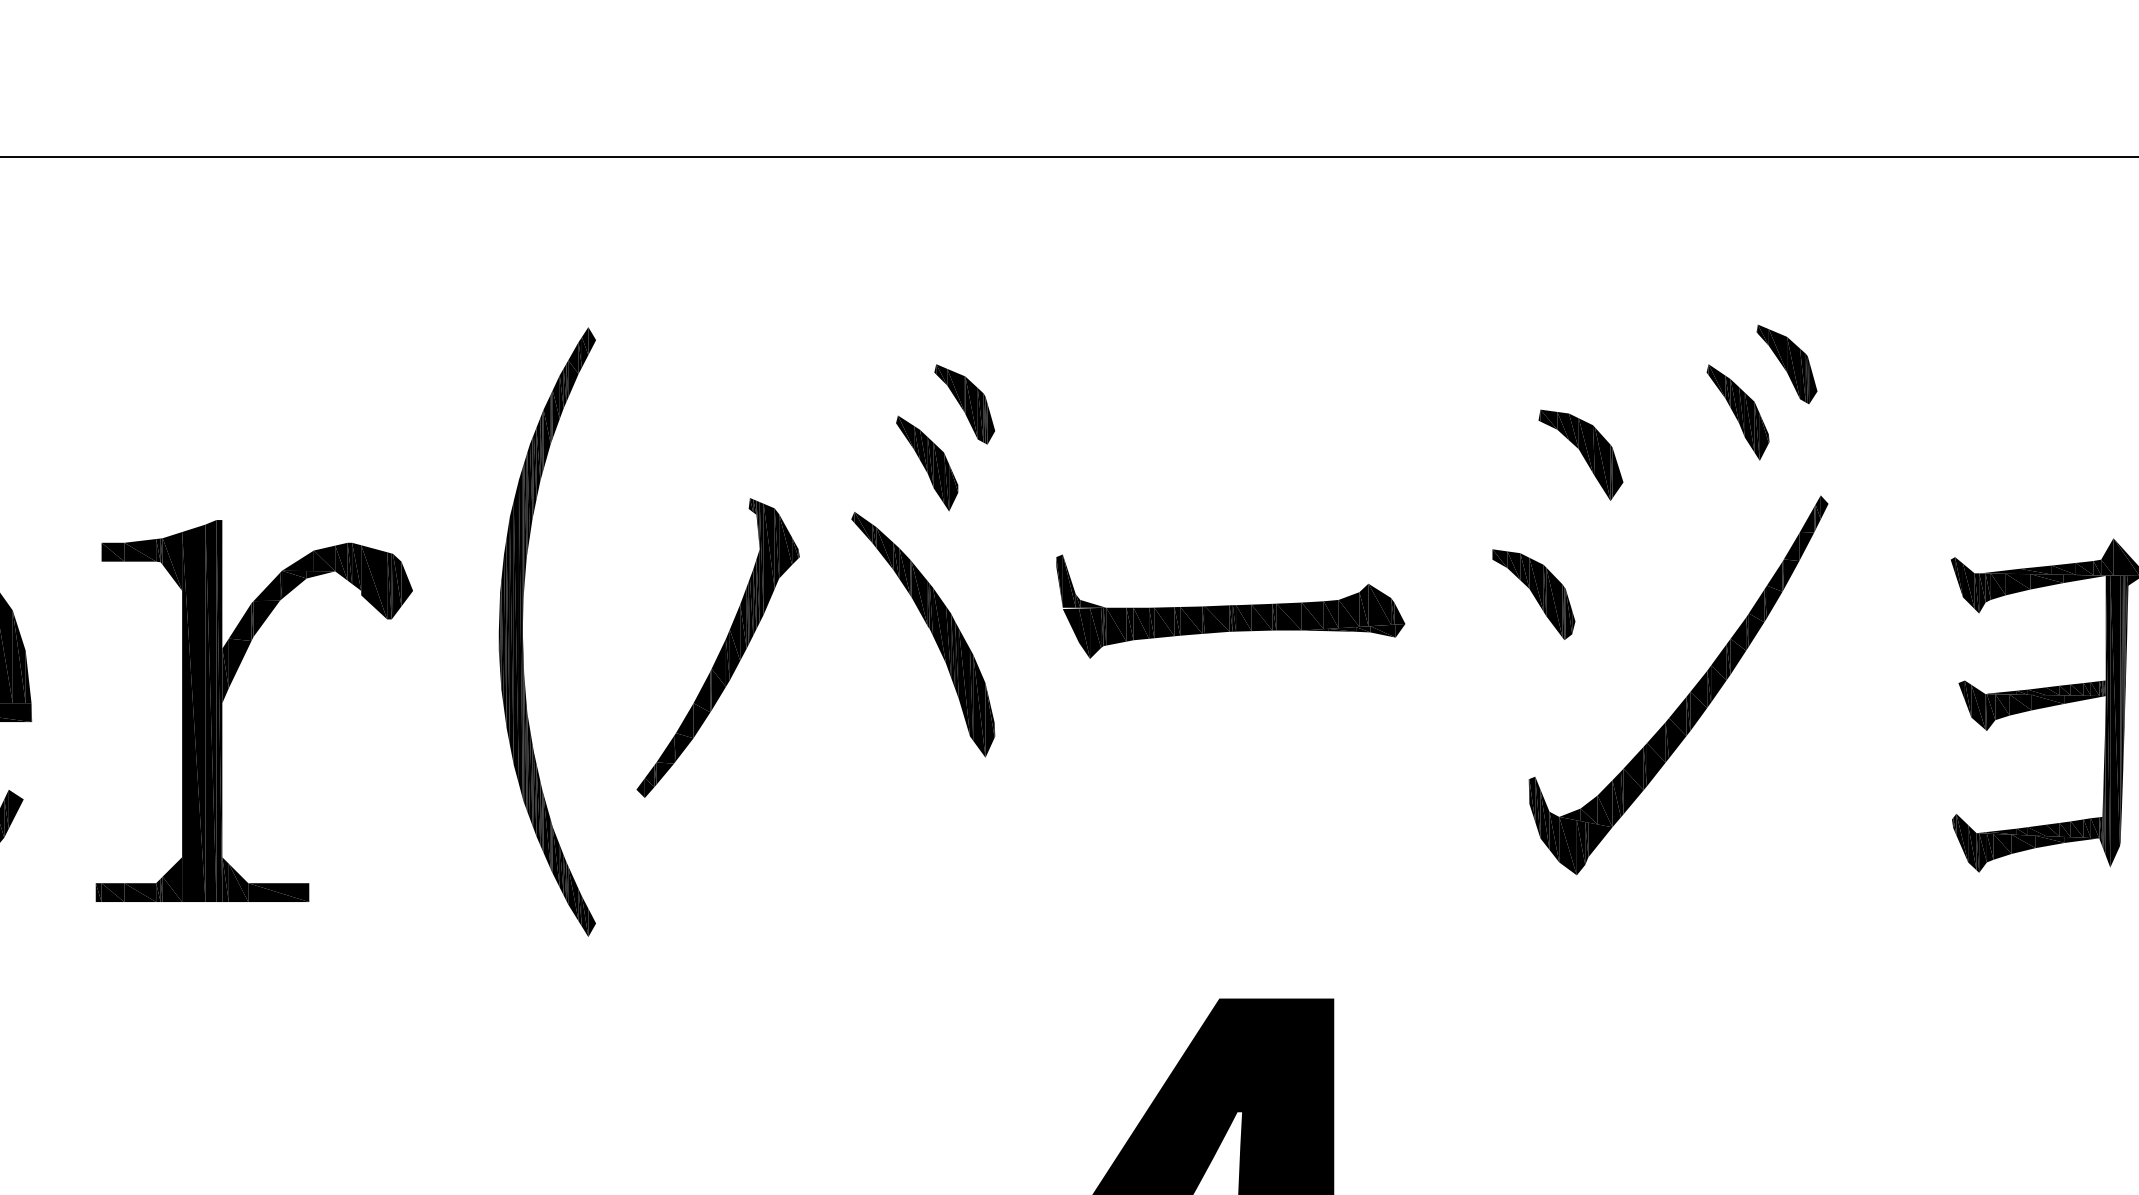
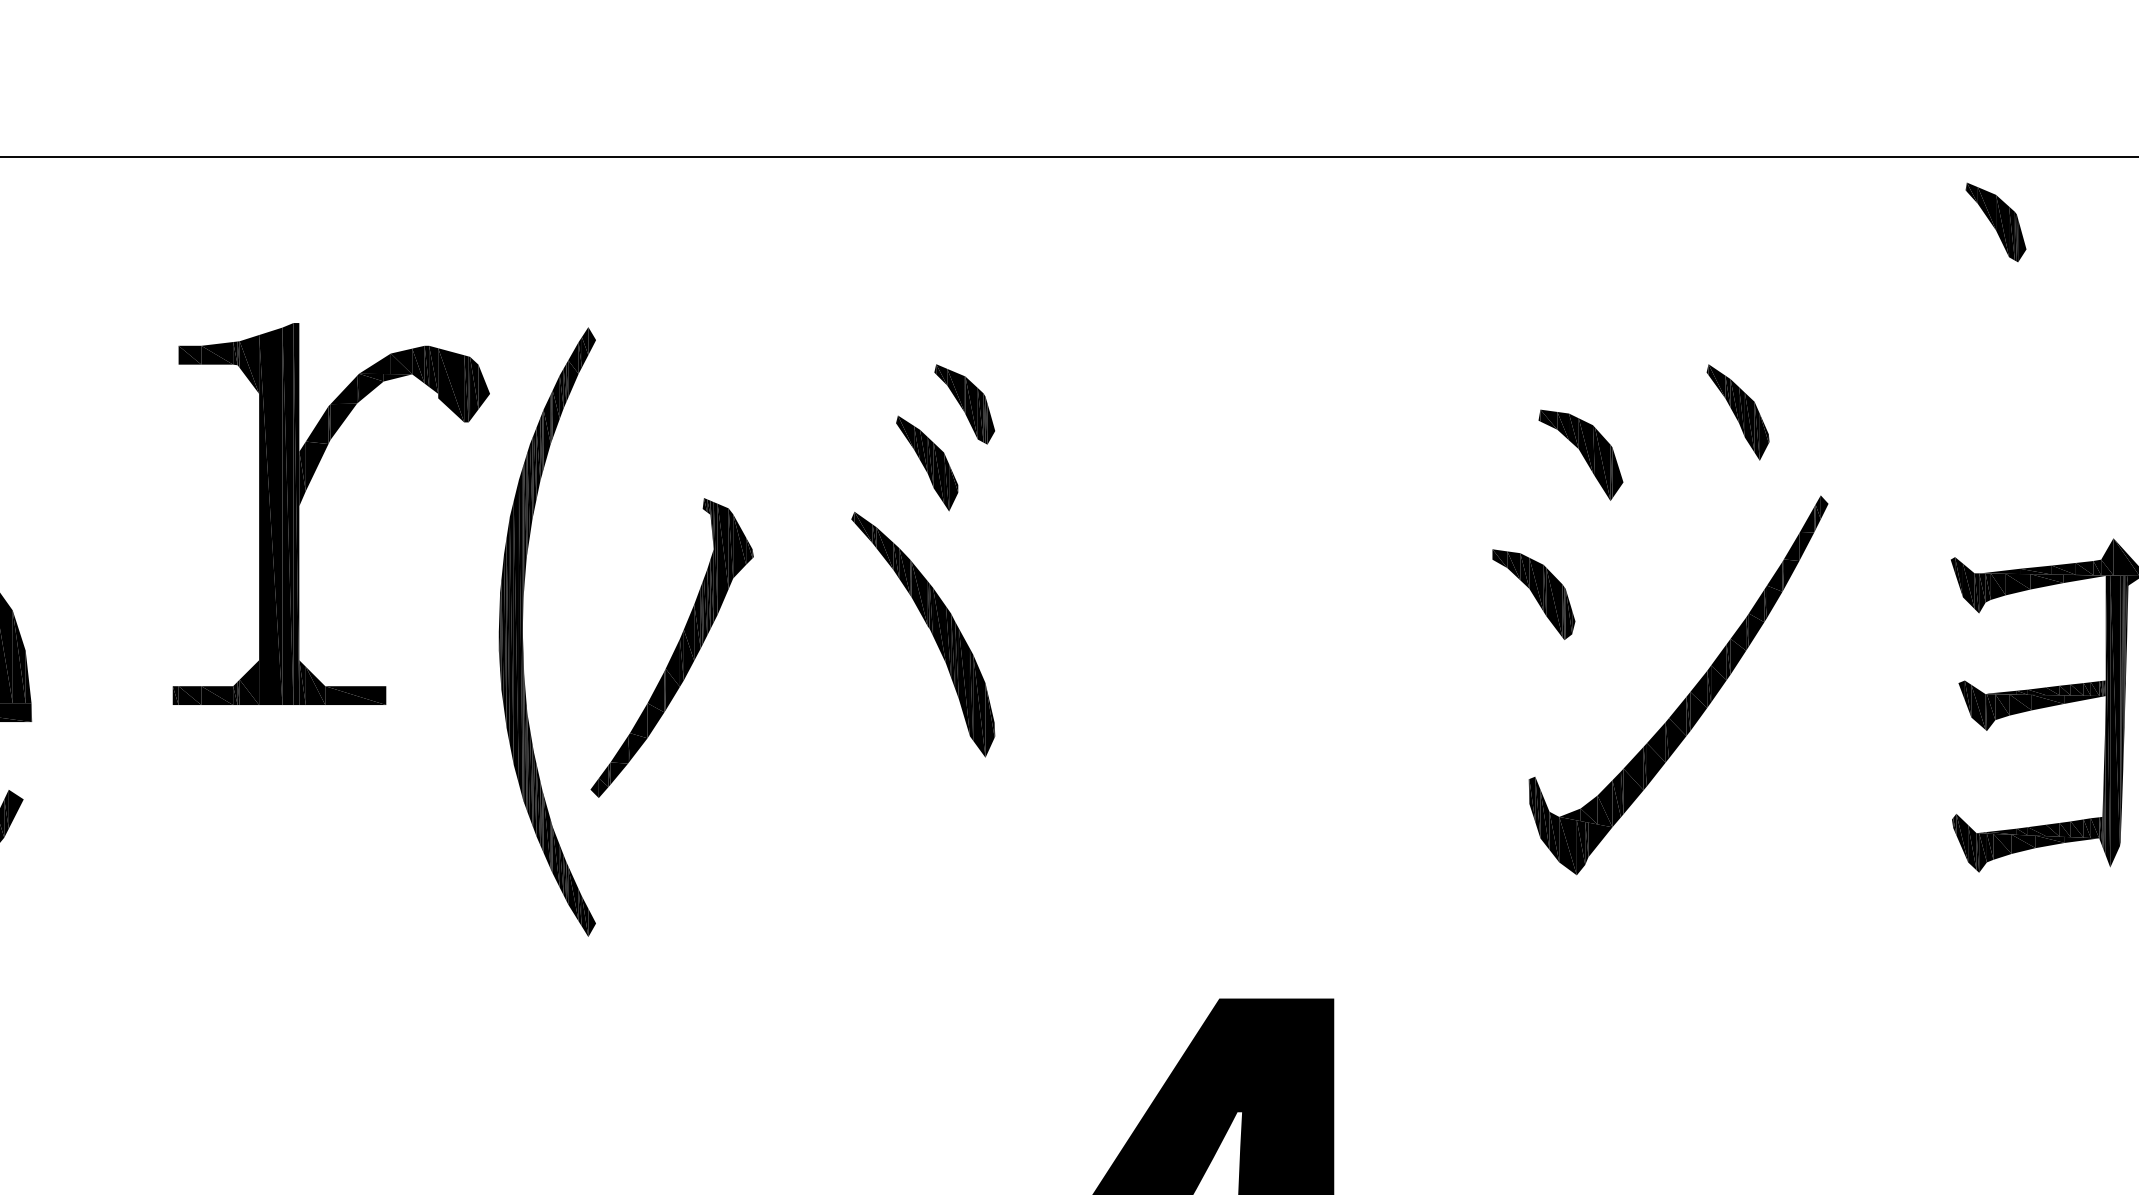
part position: (1786, 364) -> (1995, 222) (1995, 222)
part: present -> none (1230, 606)
part position: (717, 647) -> (671, 647) (671, 647)
part position: (222, 710) -> (299, 513) (299, 513)
